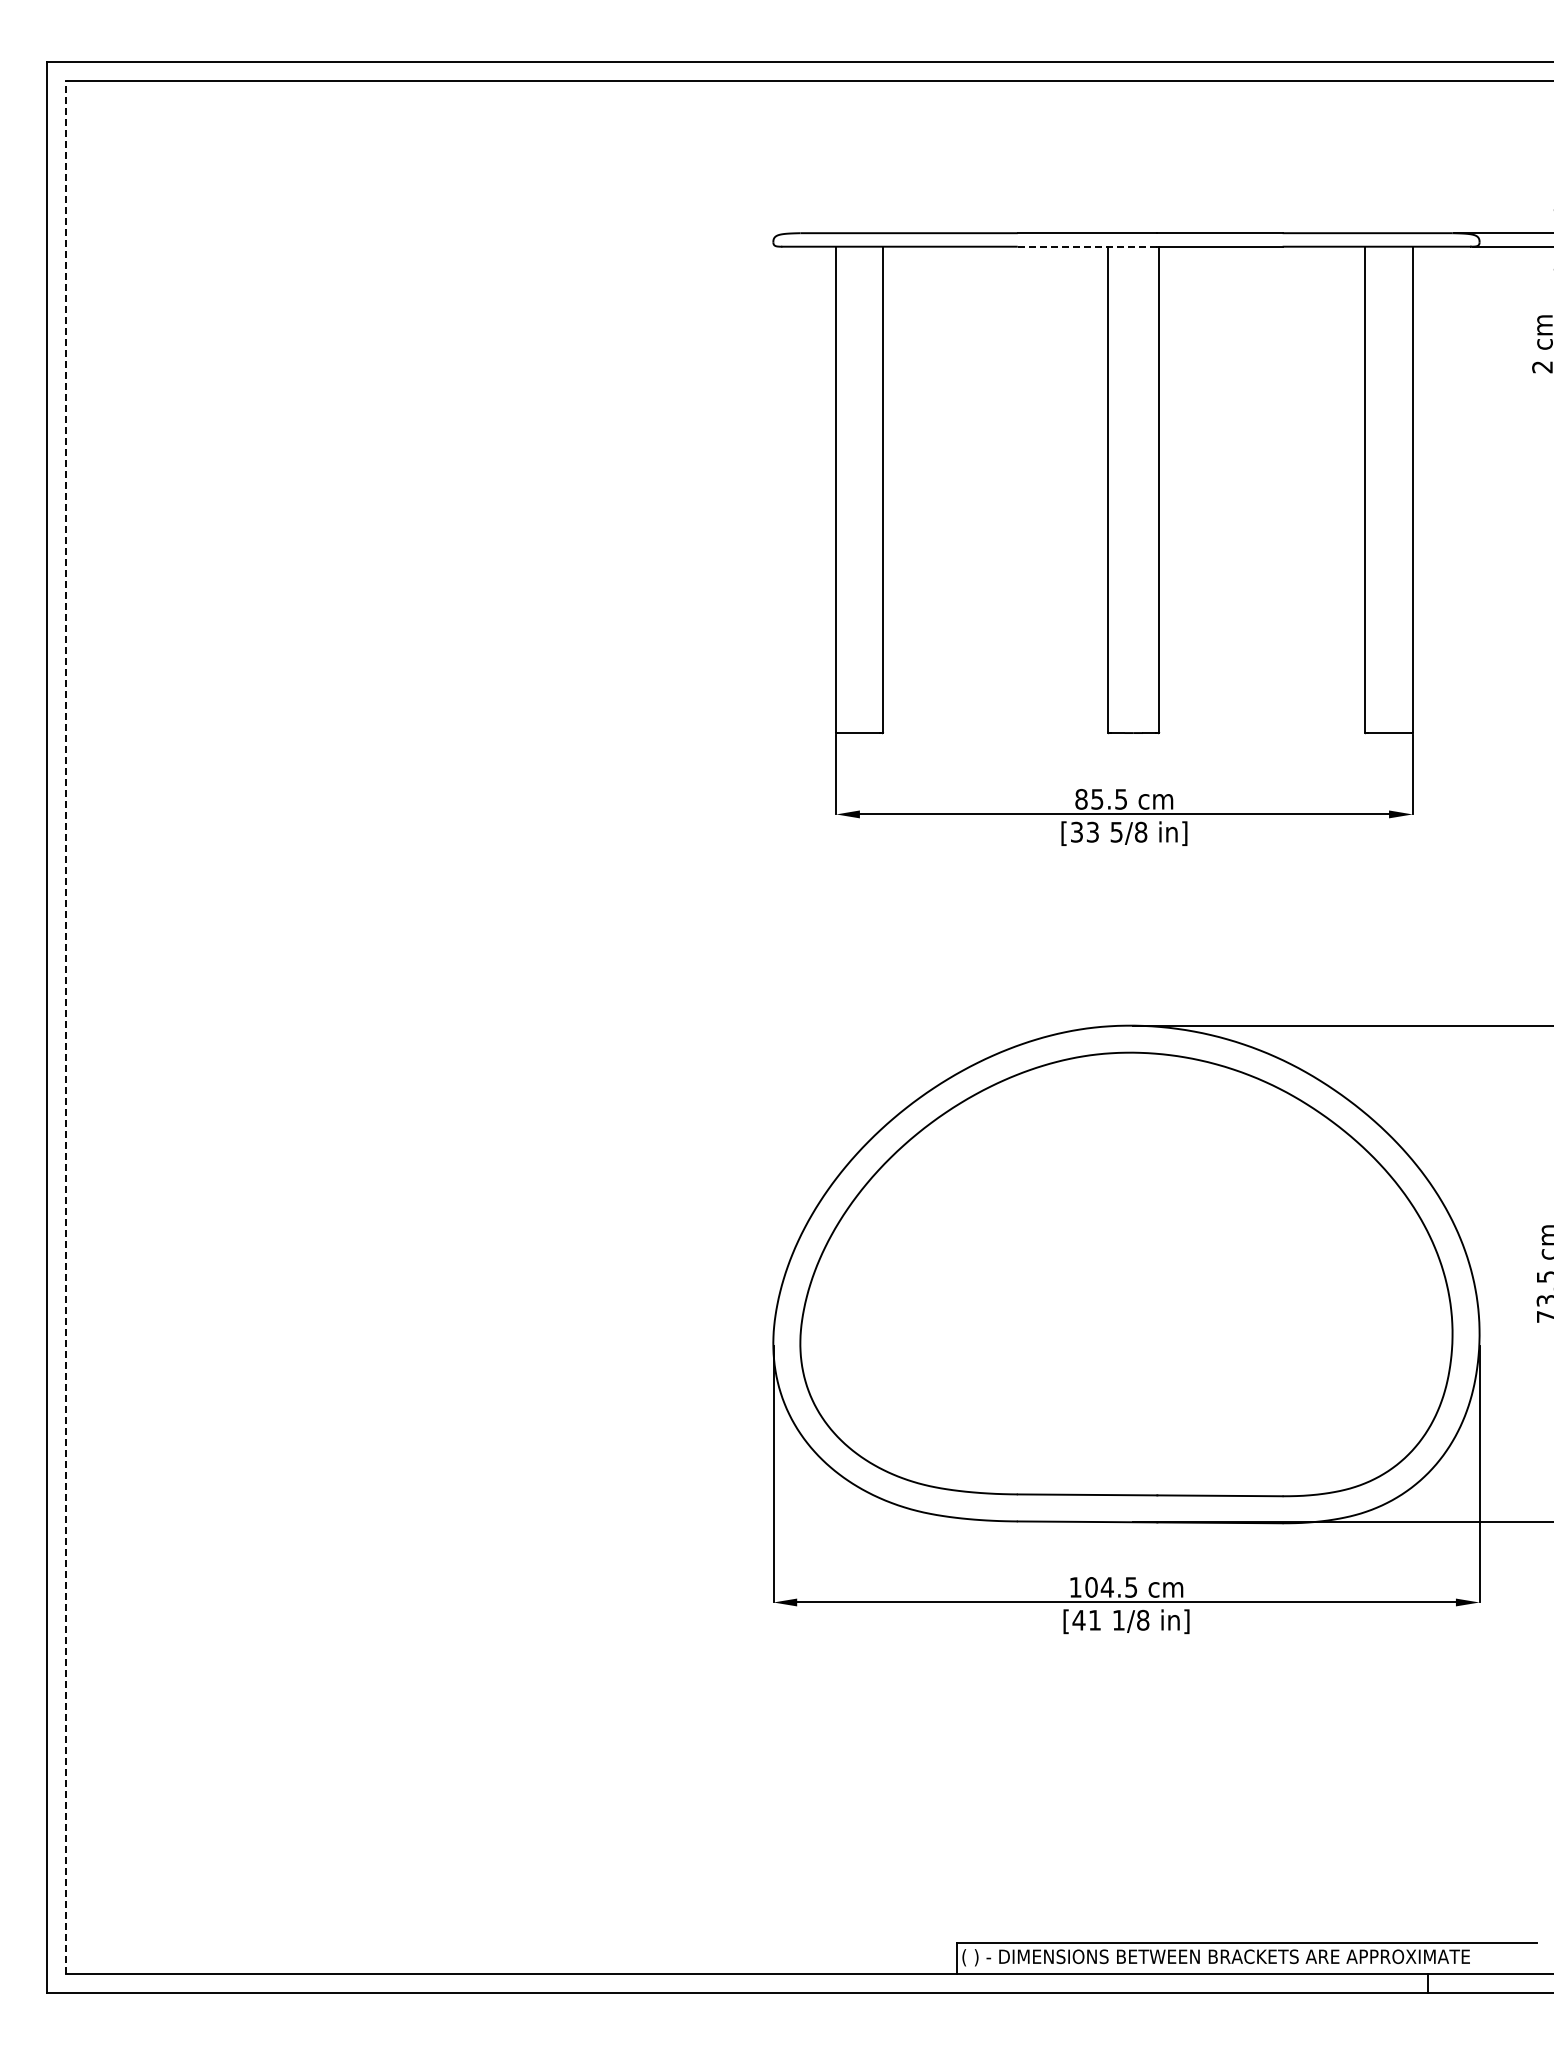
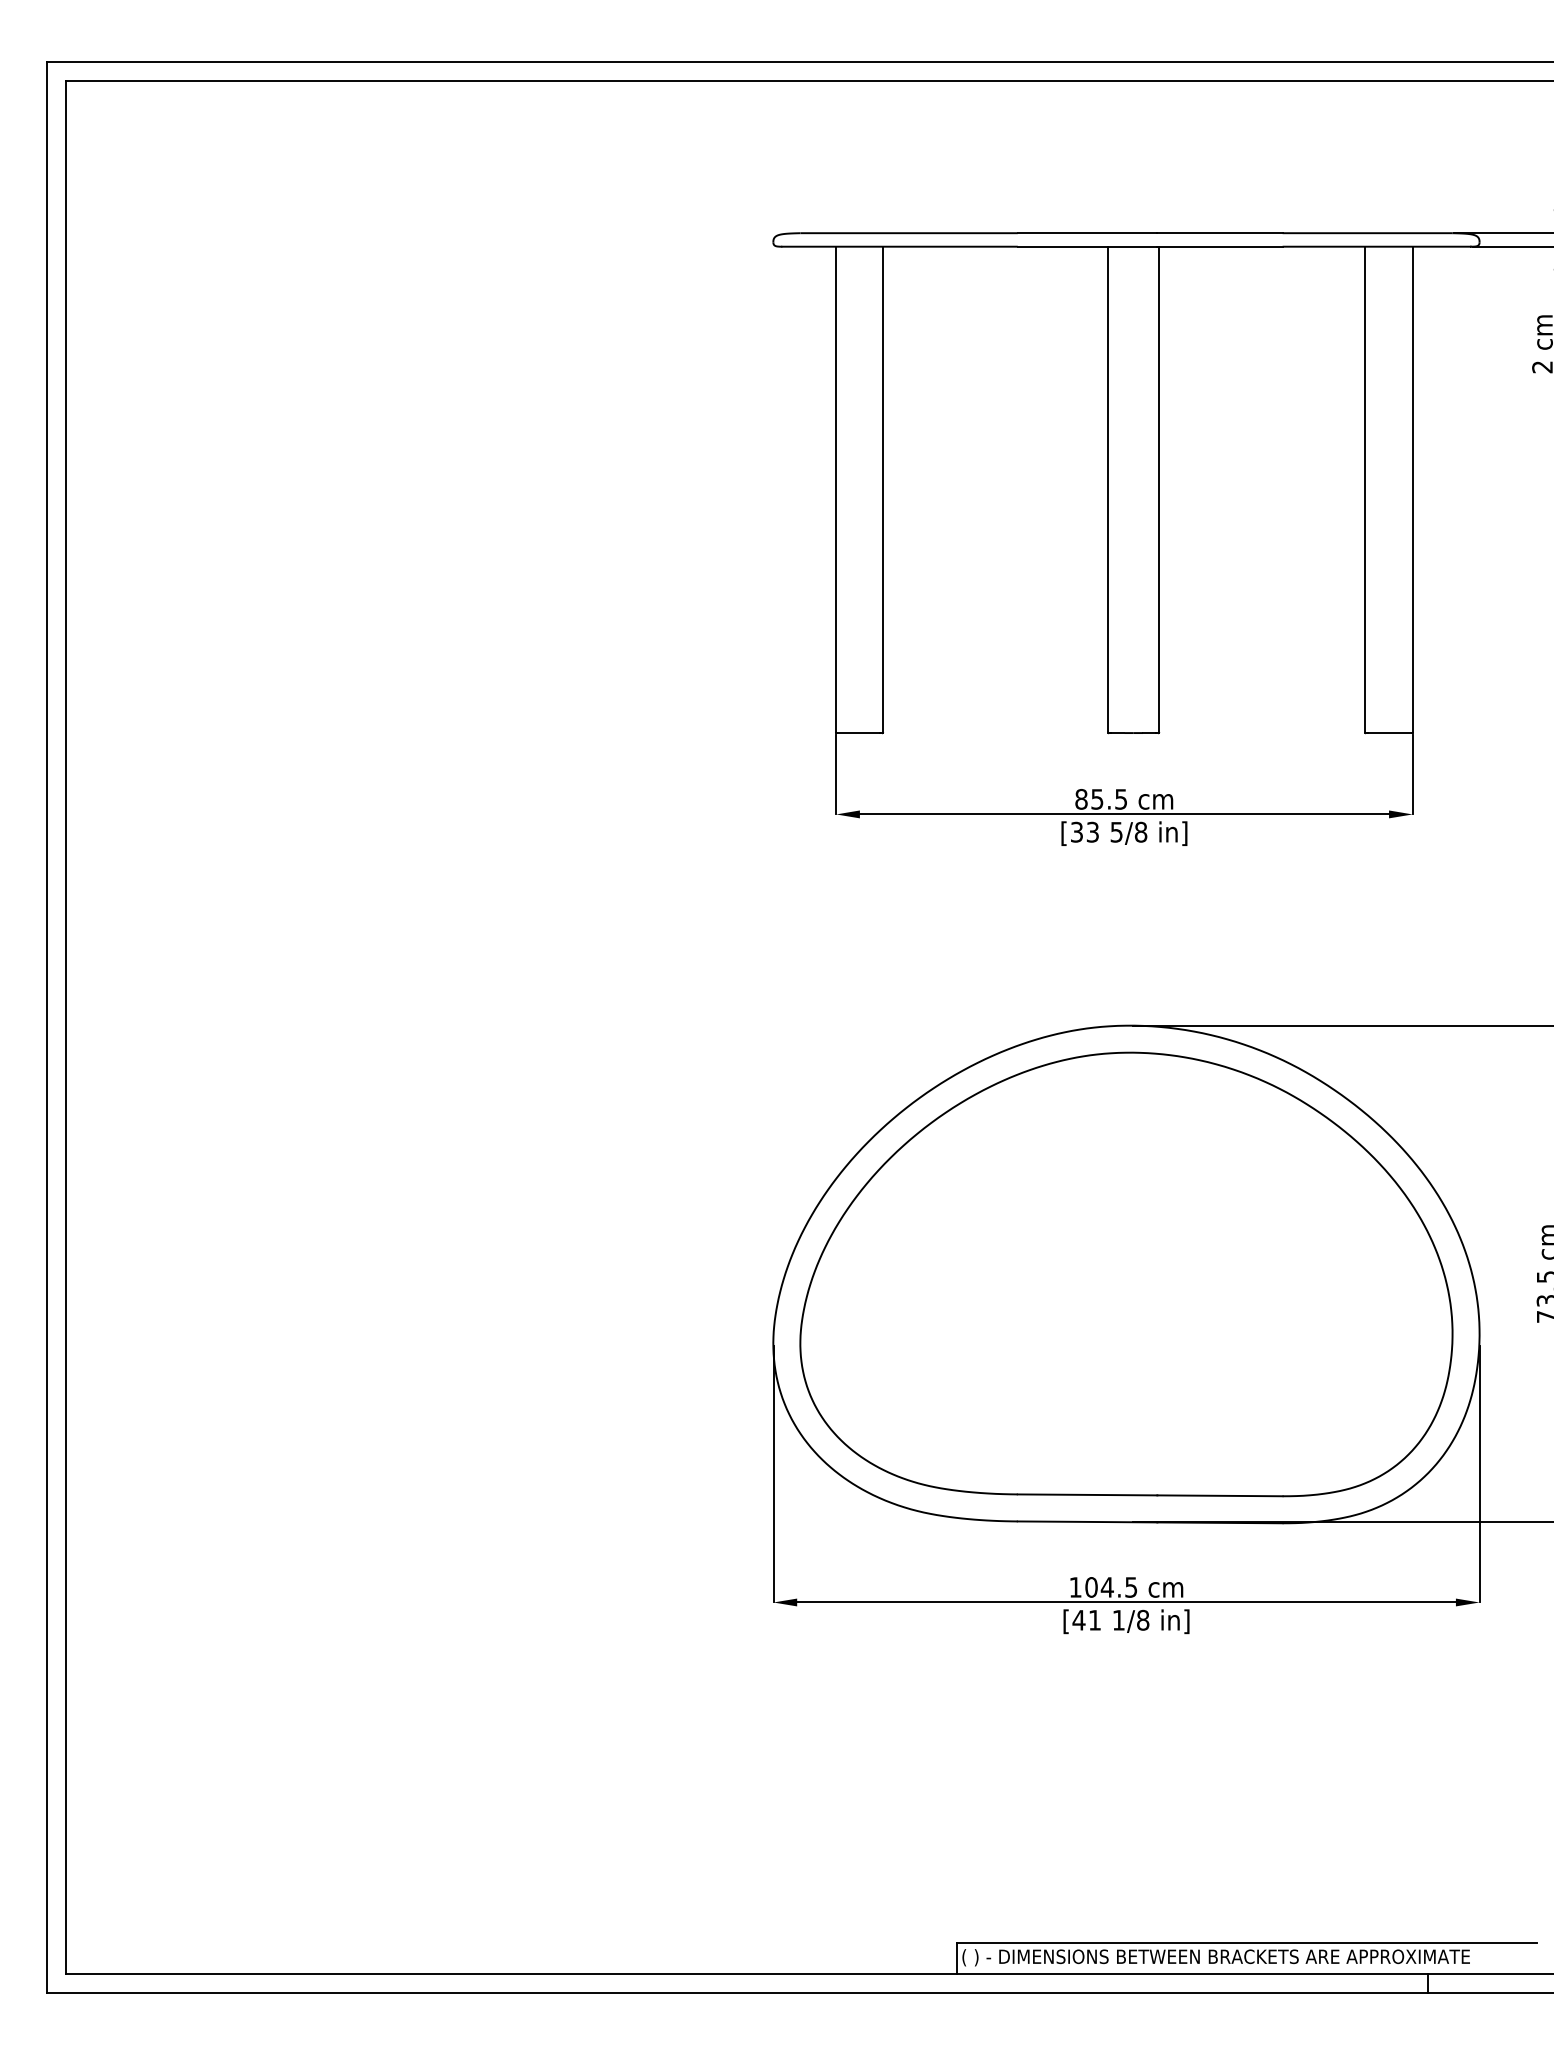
line: dashed -> solid (1087, 246)
line: dashed -> solid (66, 1027)
